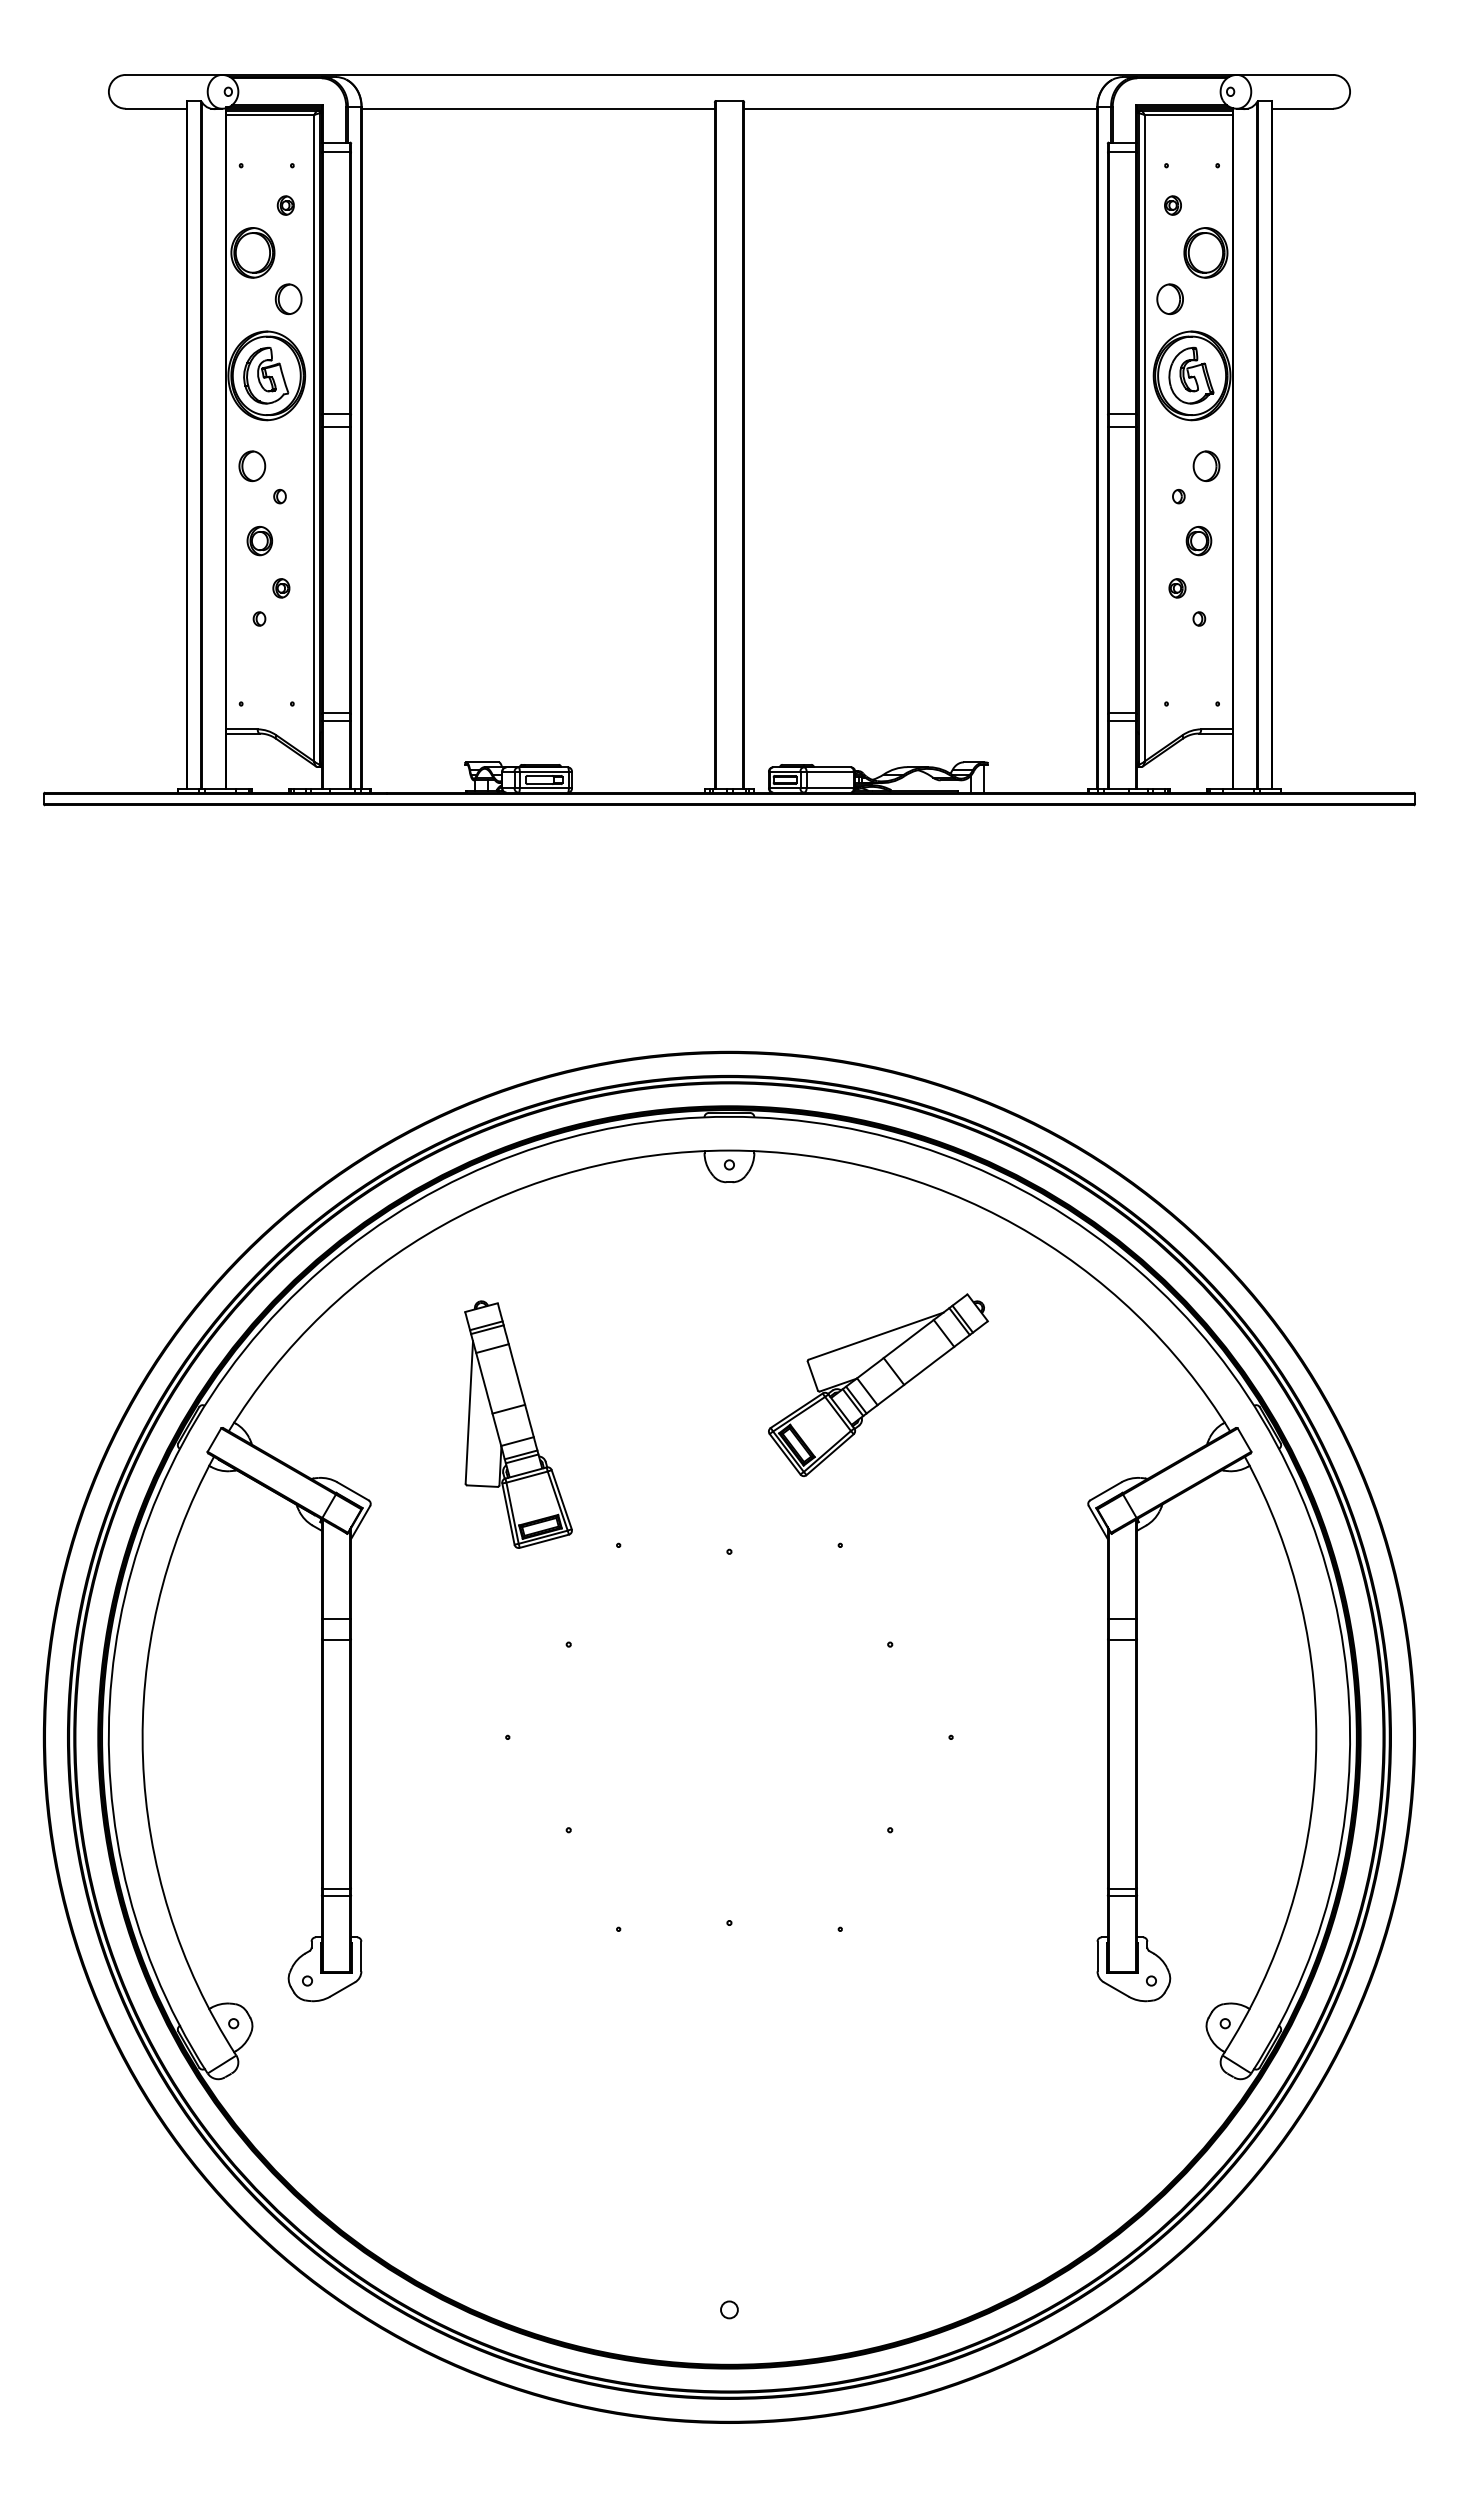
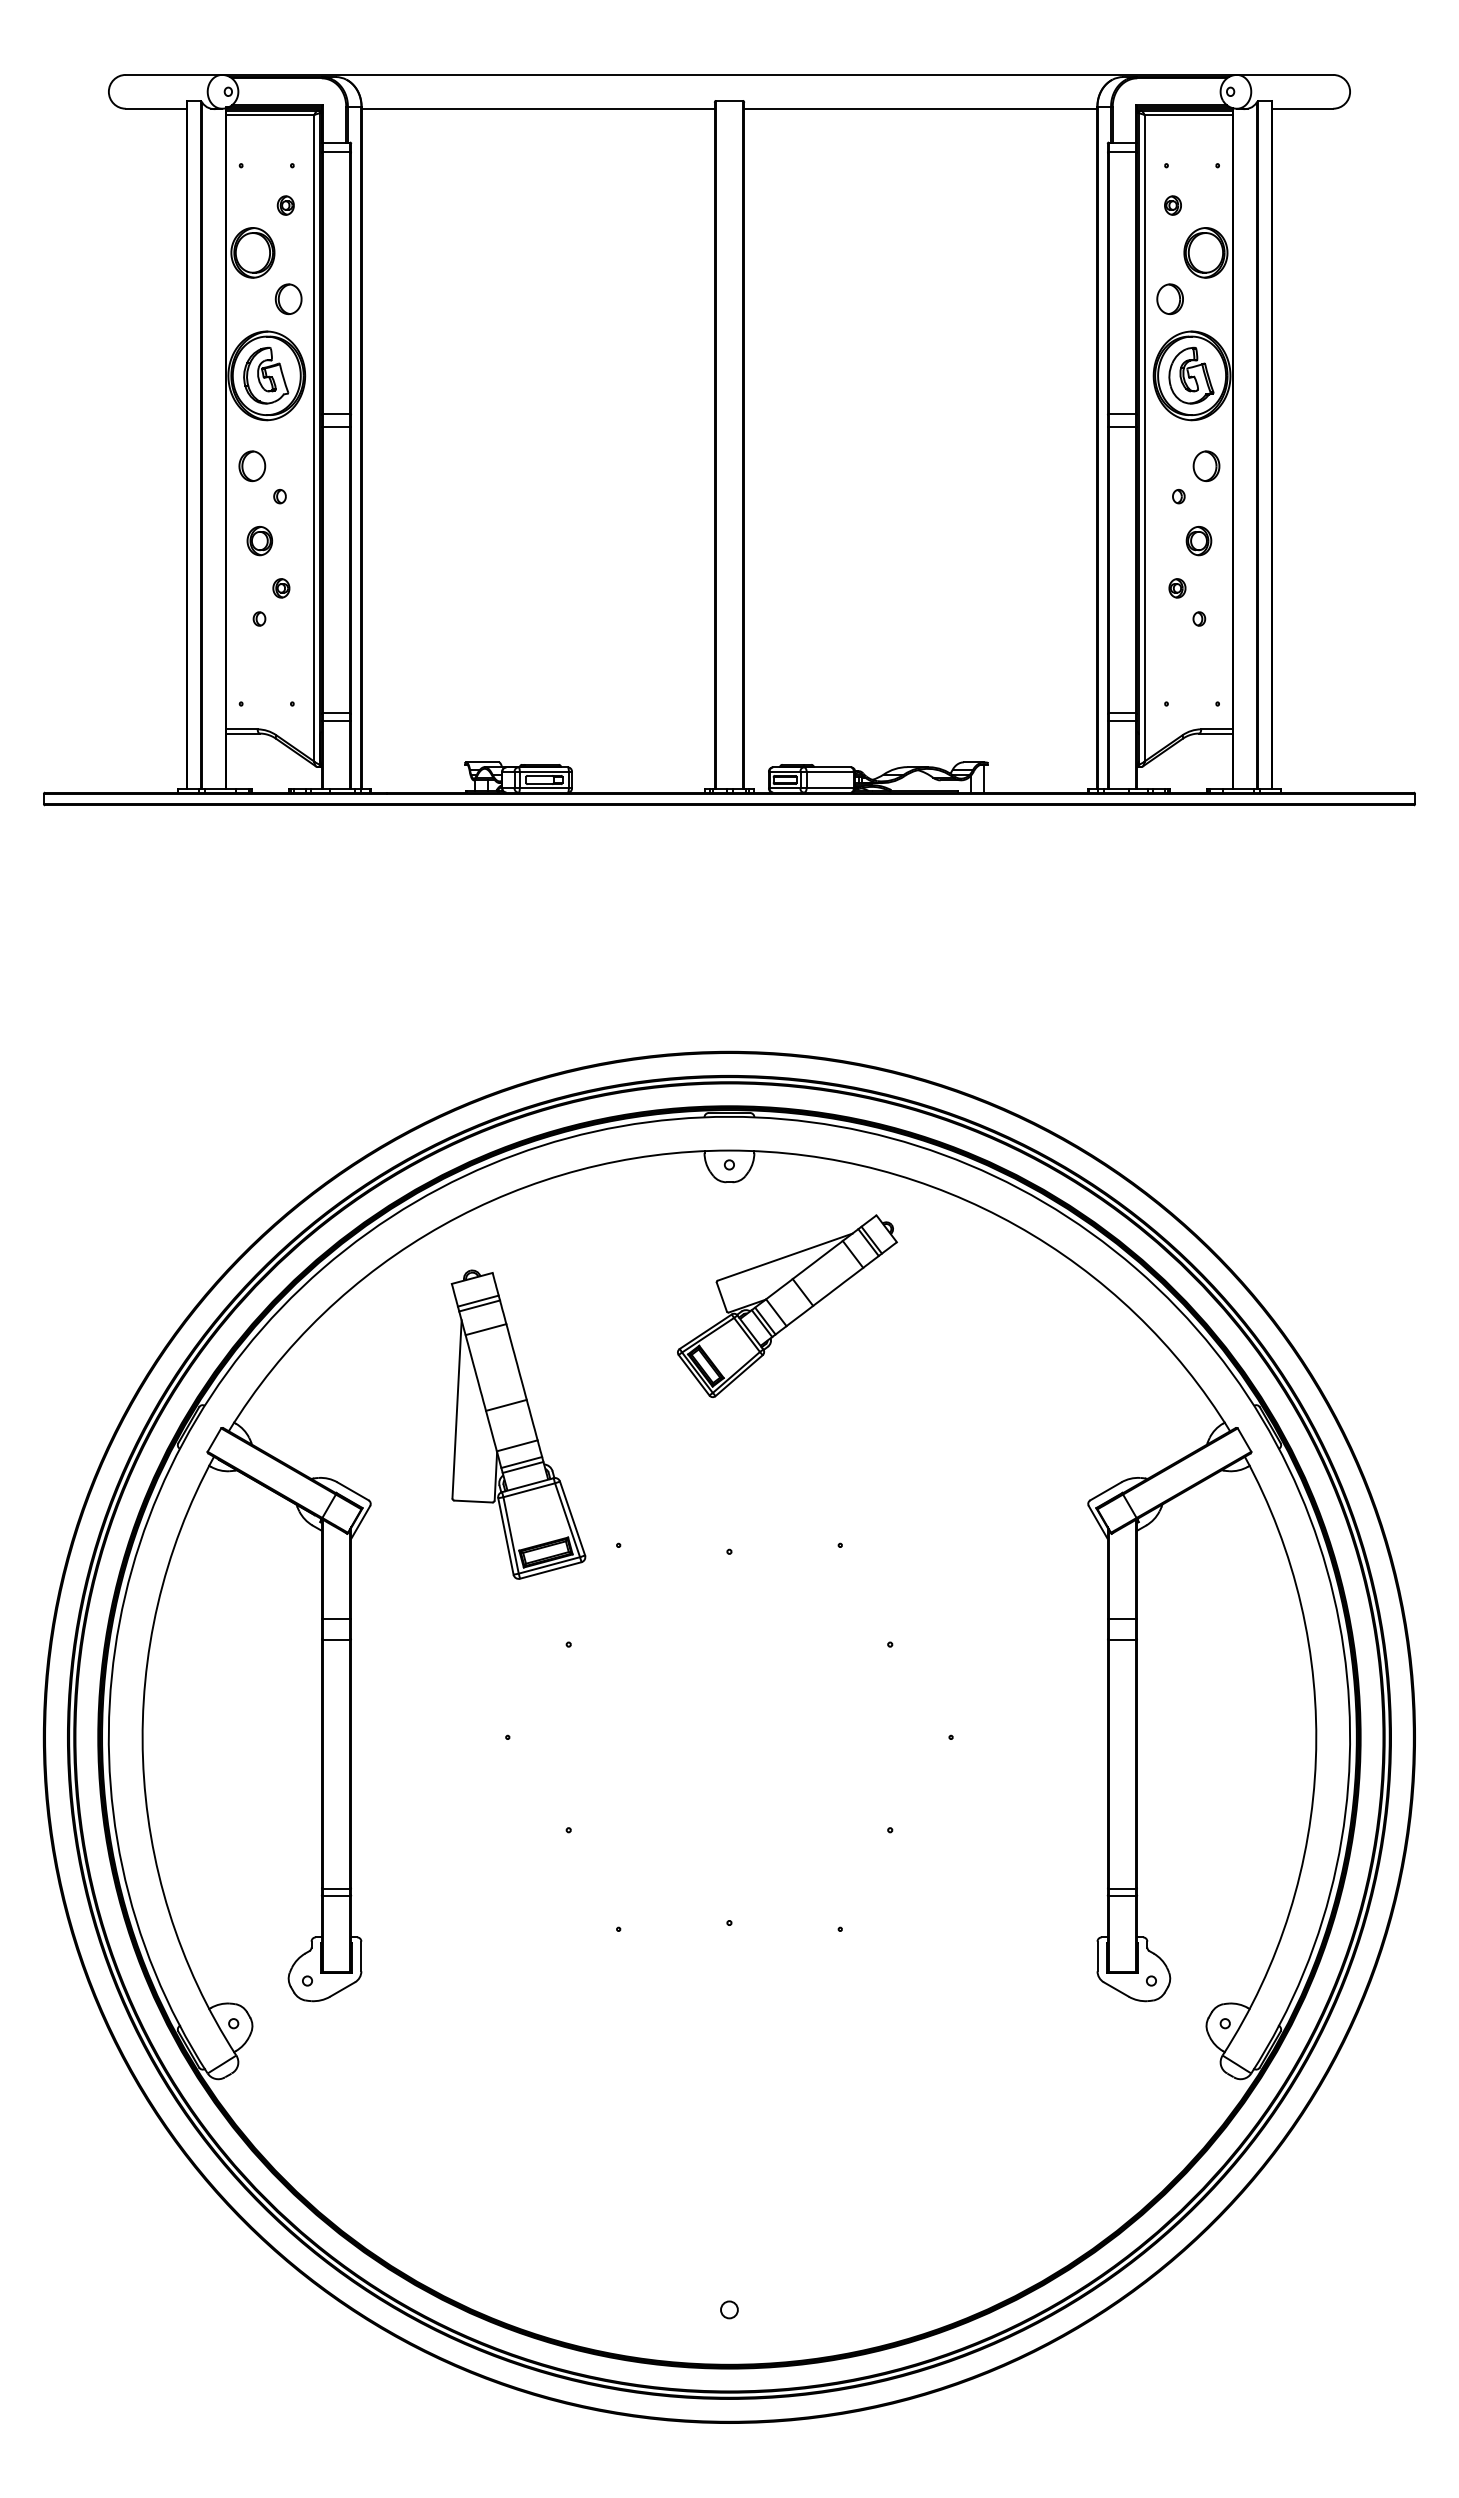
part position: (878, 1384) -> (787, 1305) (787, 1305)
part size: 109x249 px -> 137x311 px (518, 1424)
